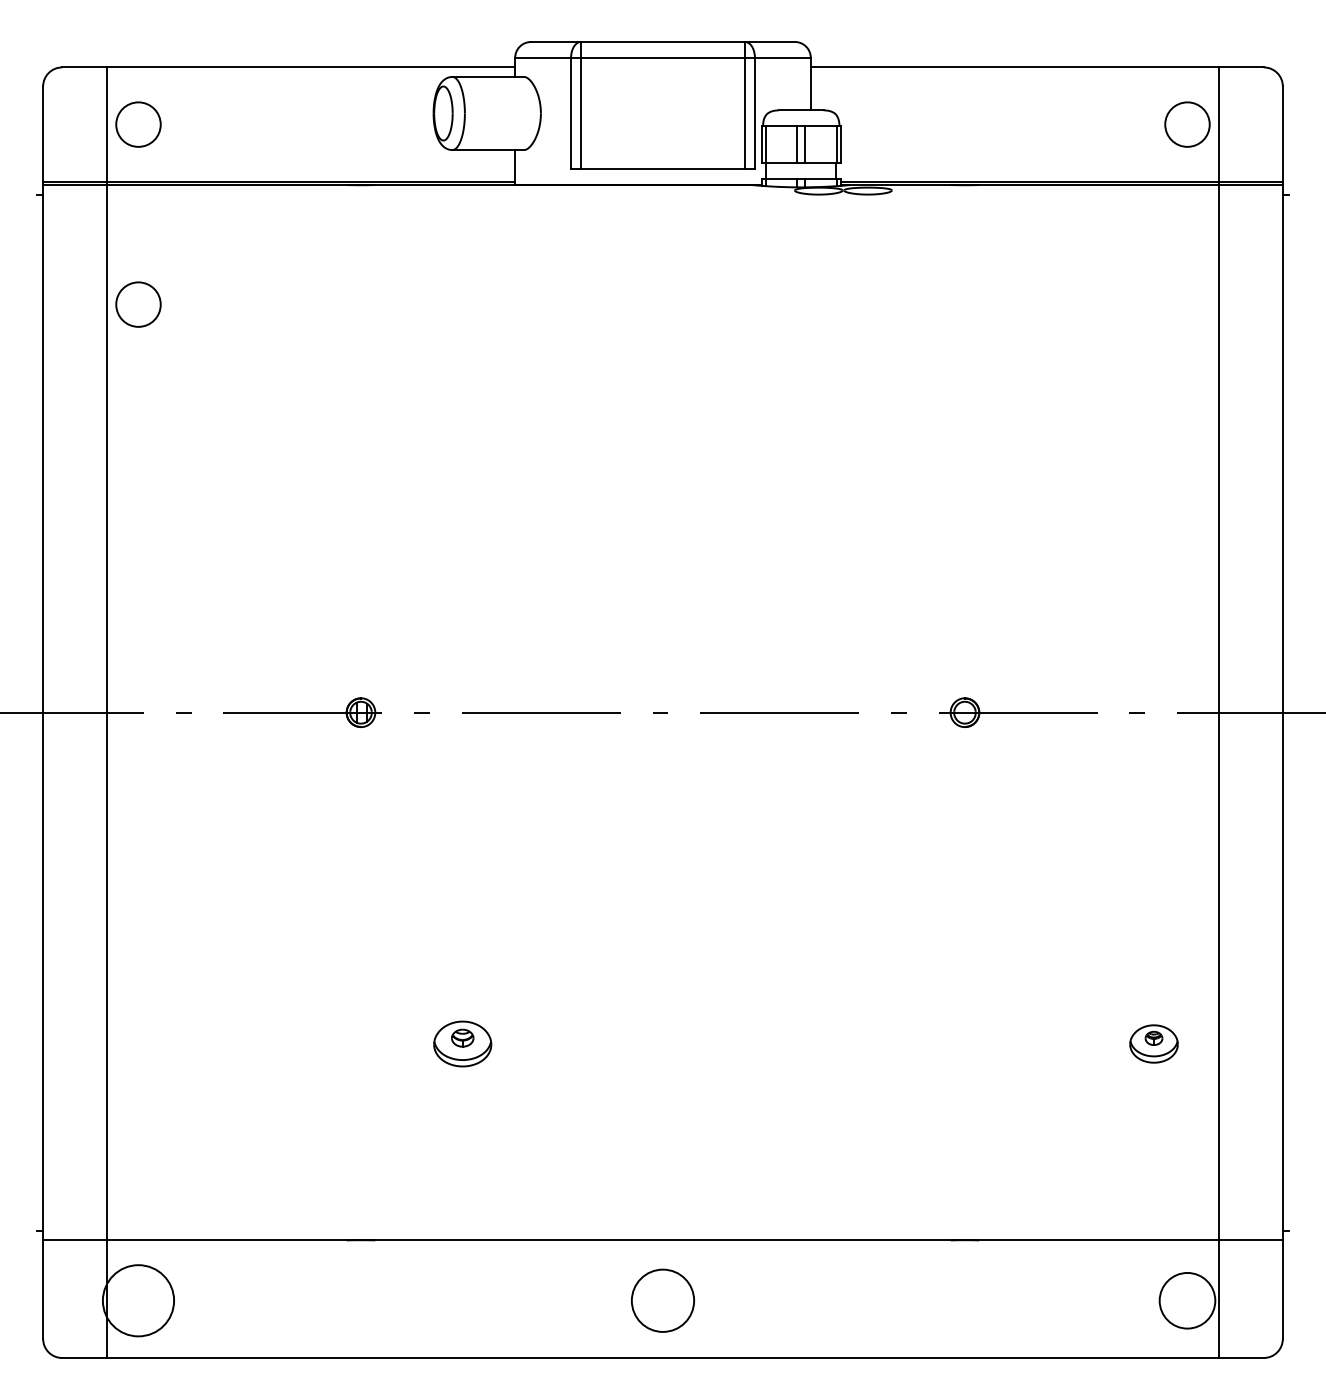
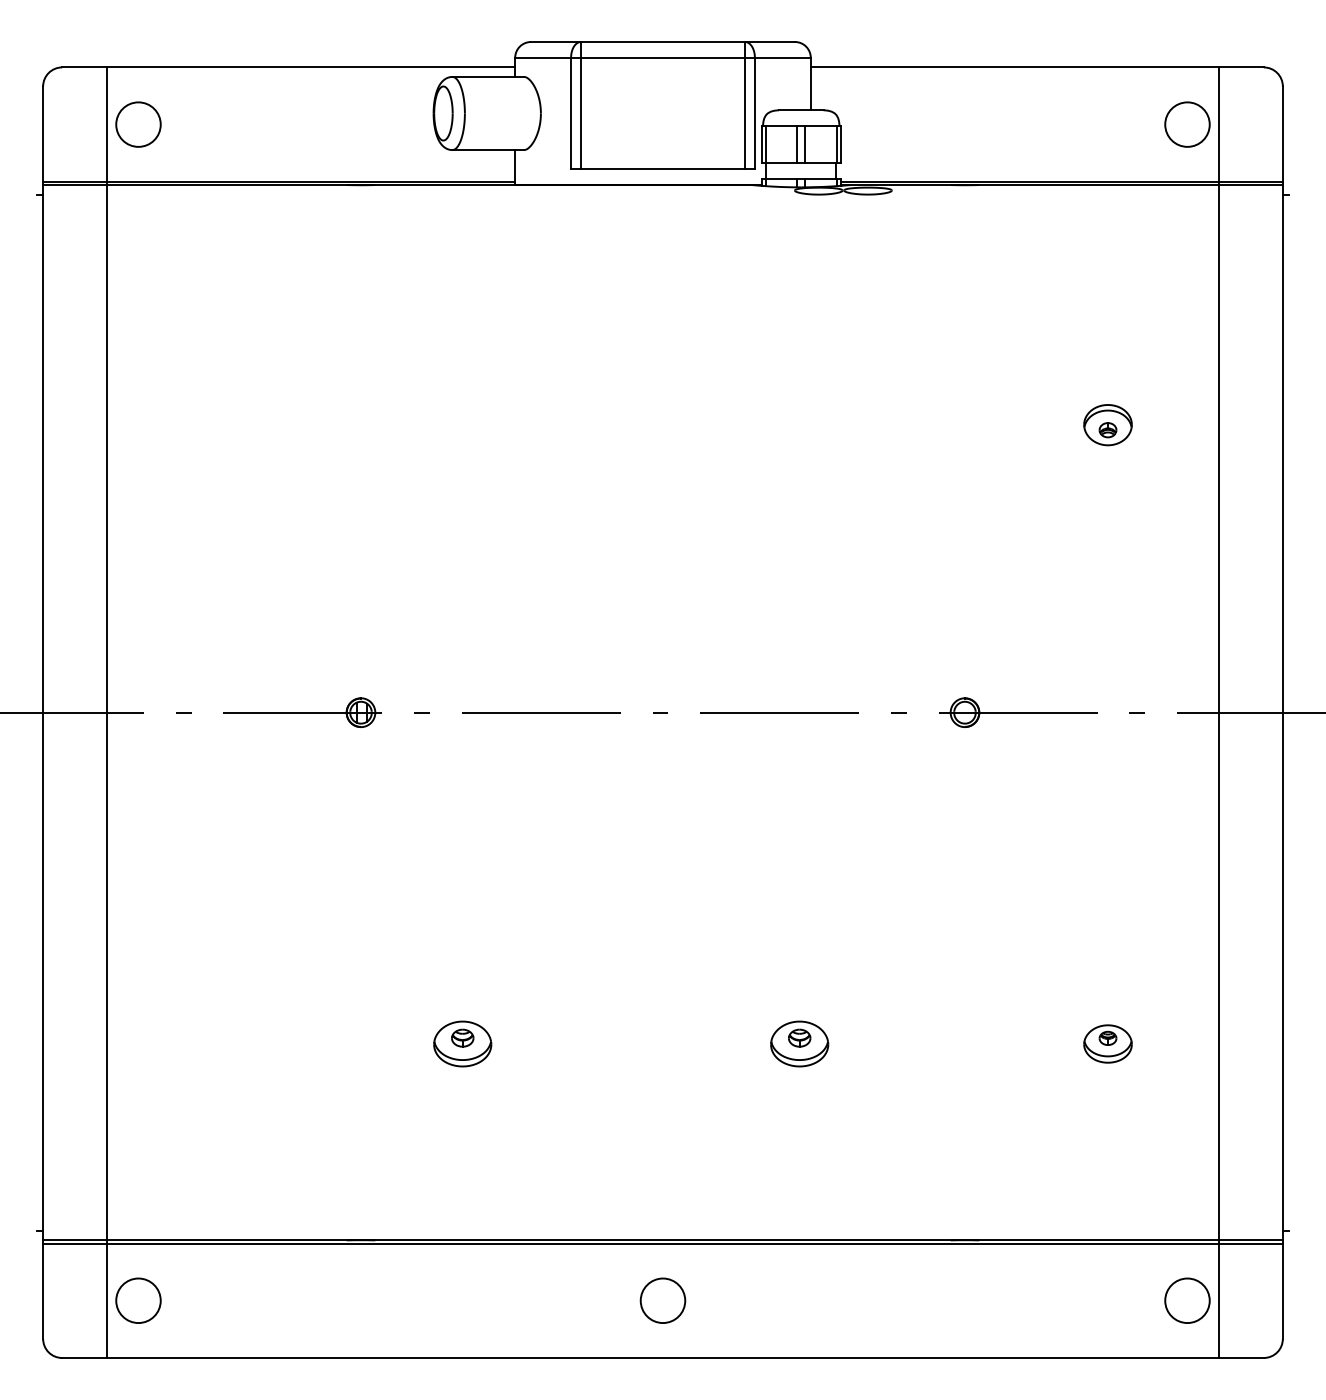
circle: present -> none (138, 304)
part: none -> present (1107, 425)
part: none -> present (799, 1043)
part position: (1153, 1043) -> (1107, 1043) (1107, 1043)
line: none -> present (662, 1243)
circle diameter: 71 px -> 45 px (138, 1300)
circle diameter: 62 px -> 45 px (662, 1300)
circle diameter: 56 px -> 45 px (1187, 1300)
